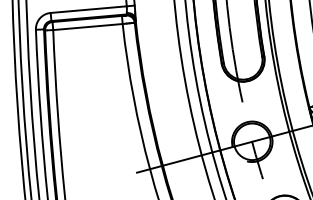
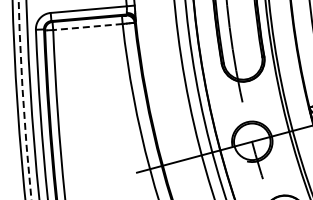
line: solid -> dashed (87, 27)
arc: solid -> dashed (23, 99)
